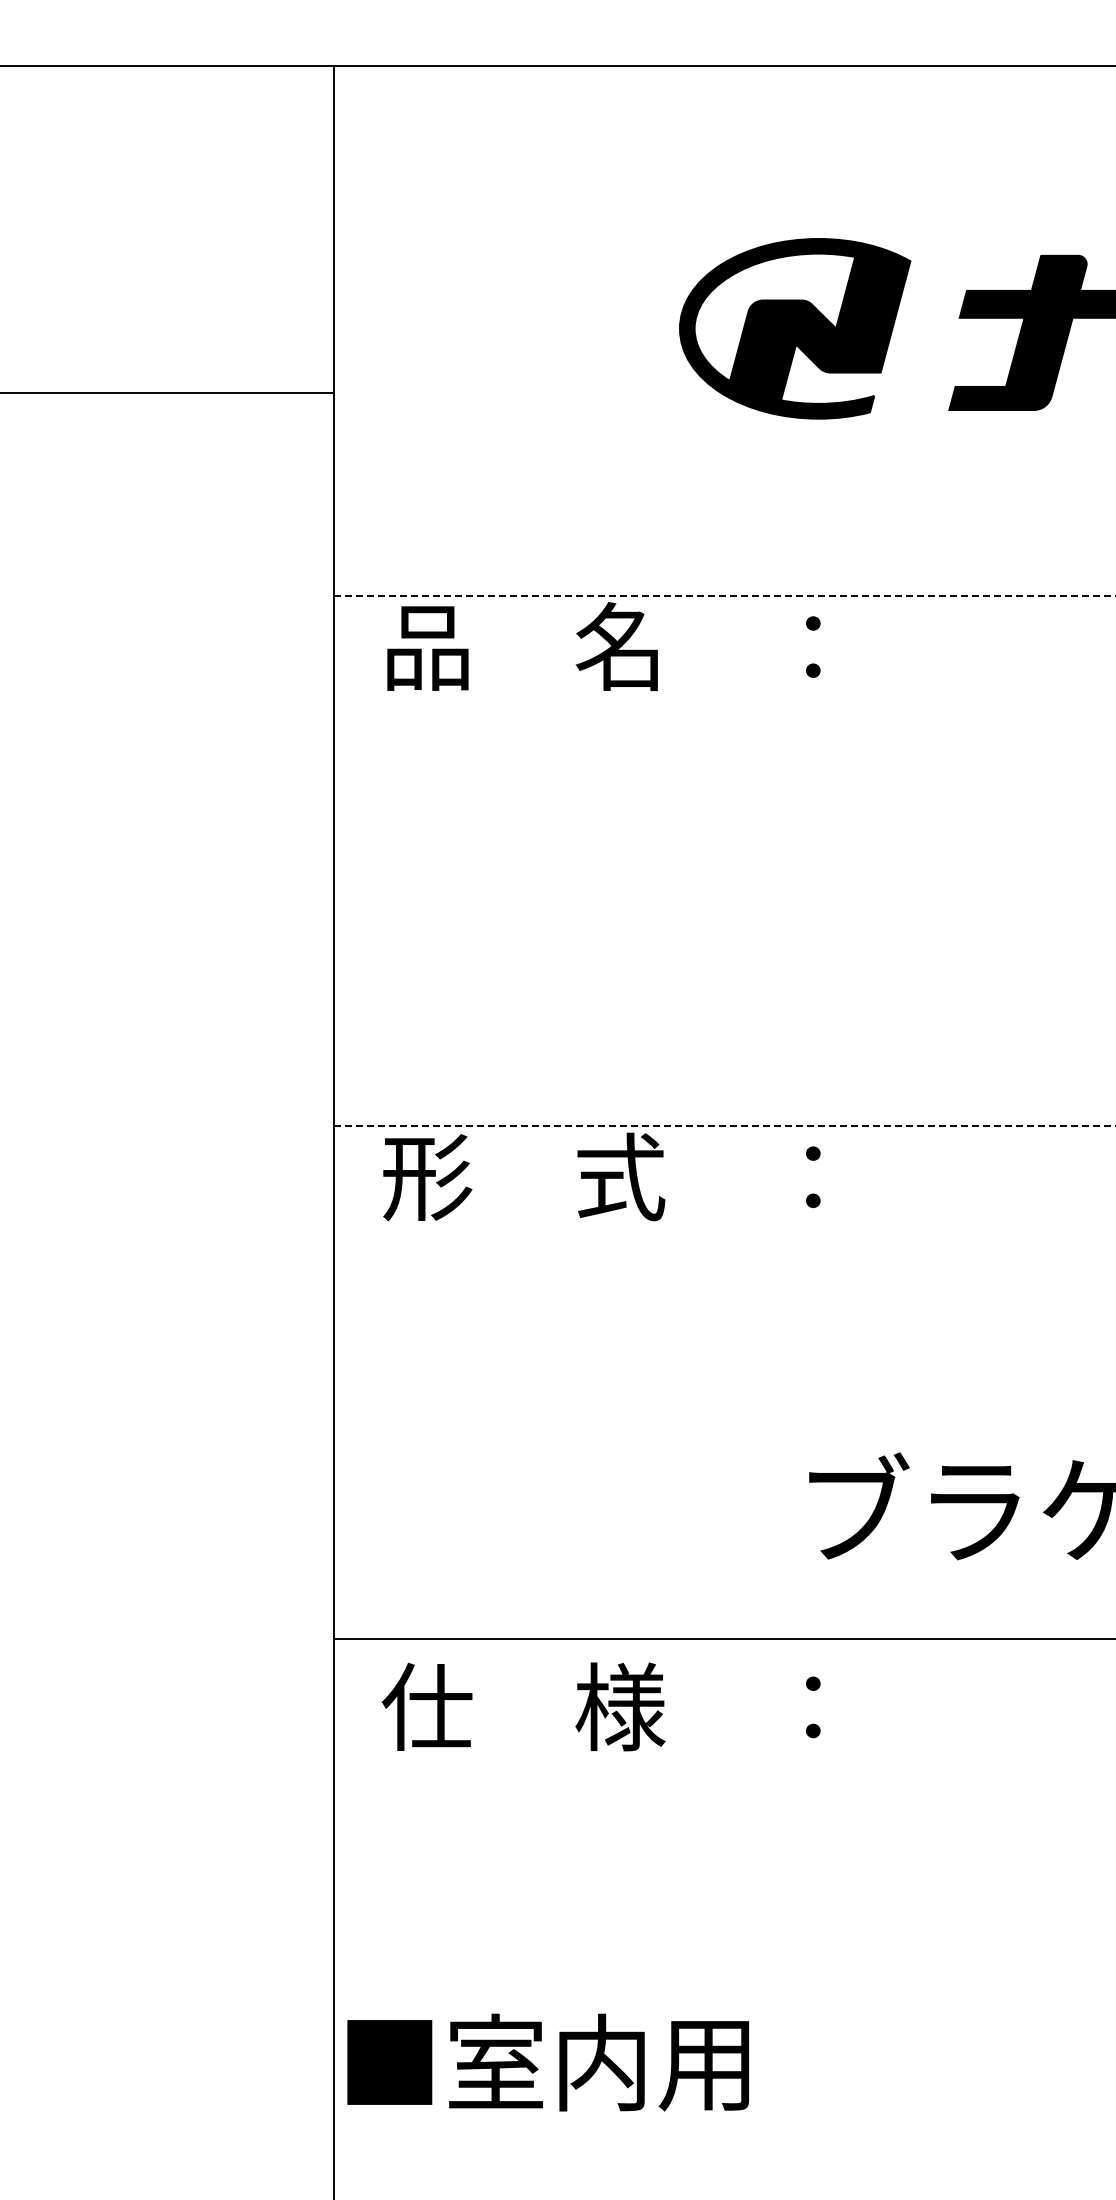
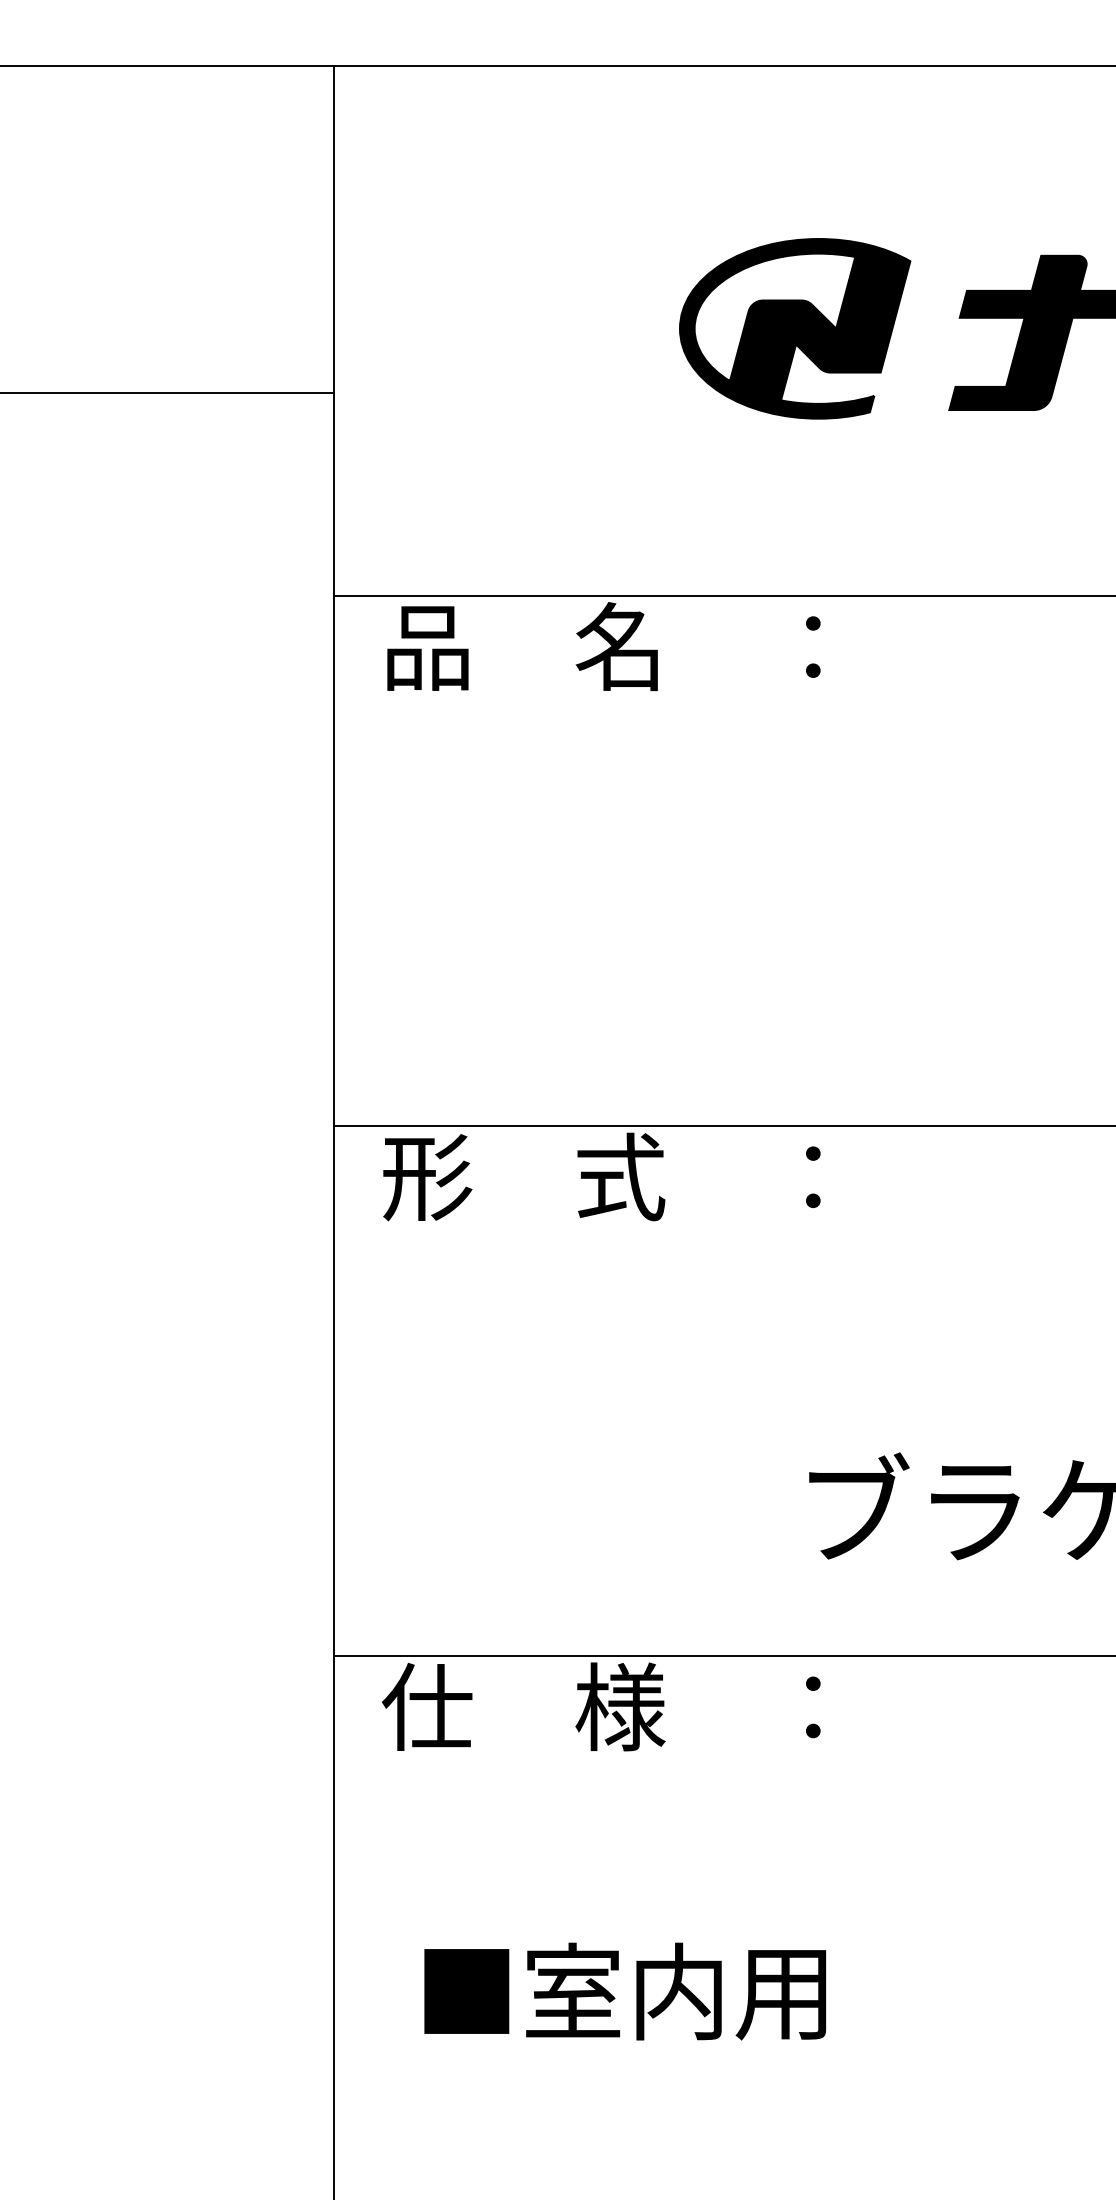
line: dashed -> solid (725, 596)
line: dashed -> solid (725, 1126)
line position: (723, 1639) -> (723, 1656) (723, 1656)
text position: (548, 2062) -> (625, 1991) (625, 1991)
